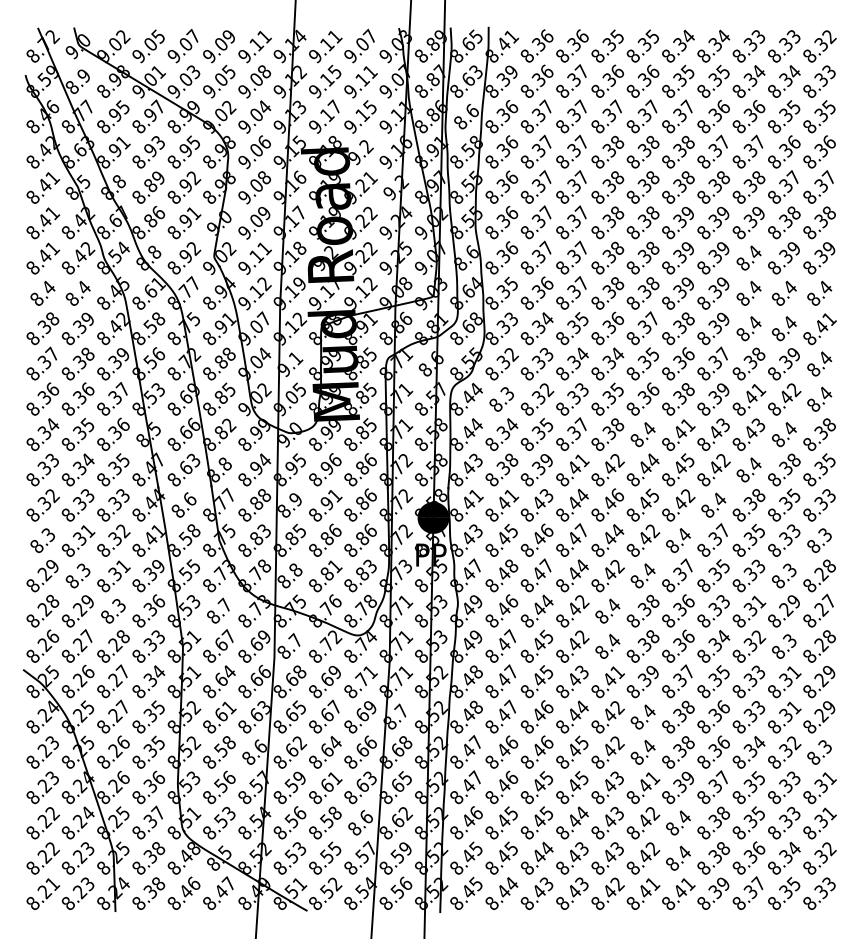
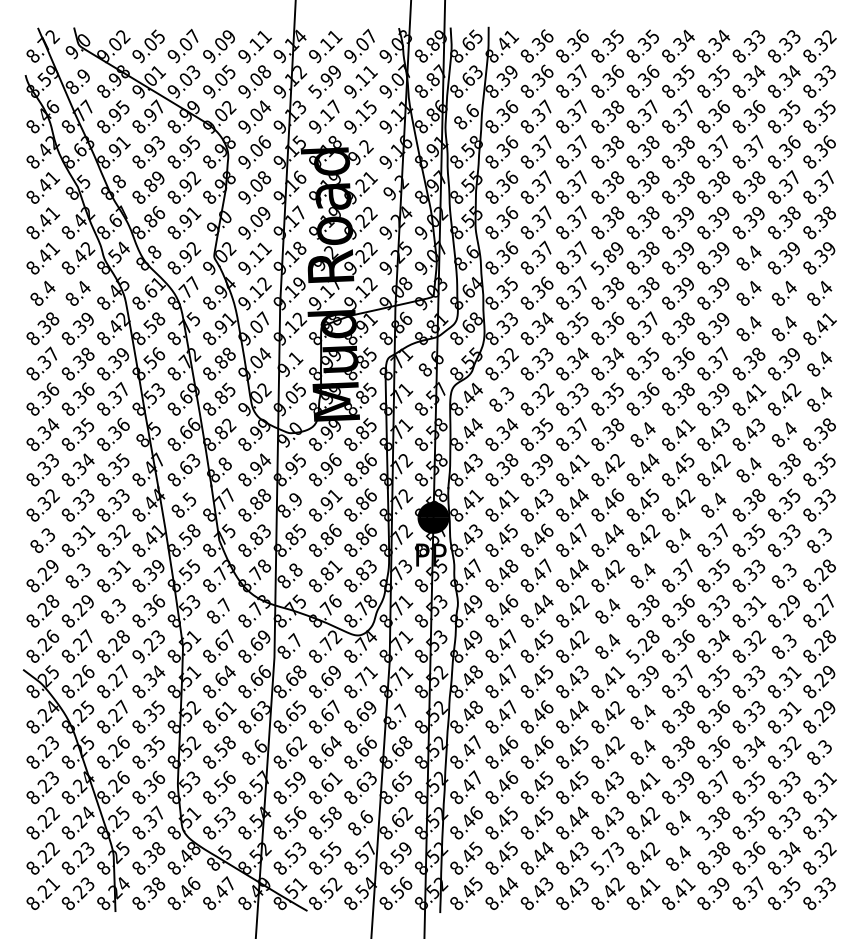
text: 9.15 -> 5.99 (324, 81)
text: 8.37 -> 8.38 (617, 106)
text: 8.38 -> 5.89 (607, 258)
text: 8.6 -> 8.5 (189, 499)
text: 8.33 -> 9.23 (145, 650)
text: 8.38 -> 5.28 (639, 650)
text: 8.38 -> 3.38 (703, 833)
text: 8.43 -> 5.73 (603, 861)
